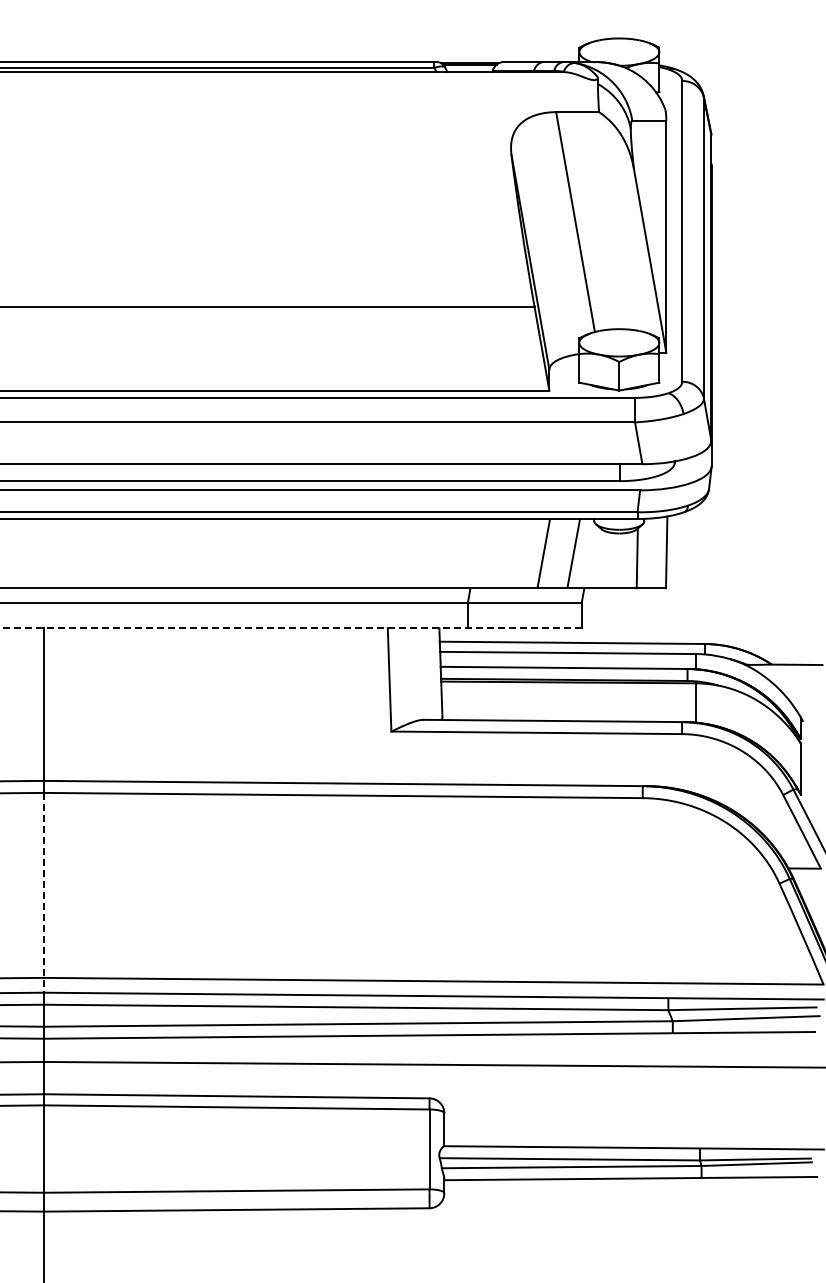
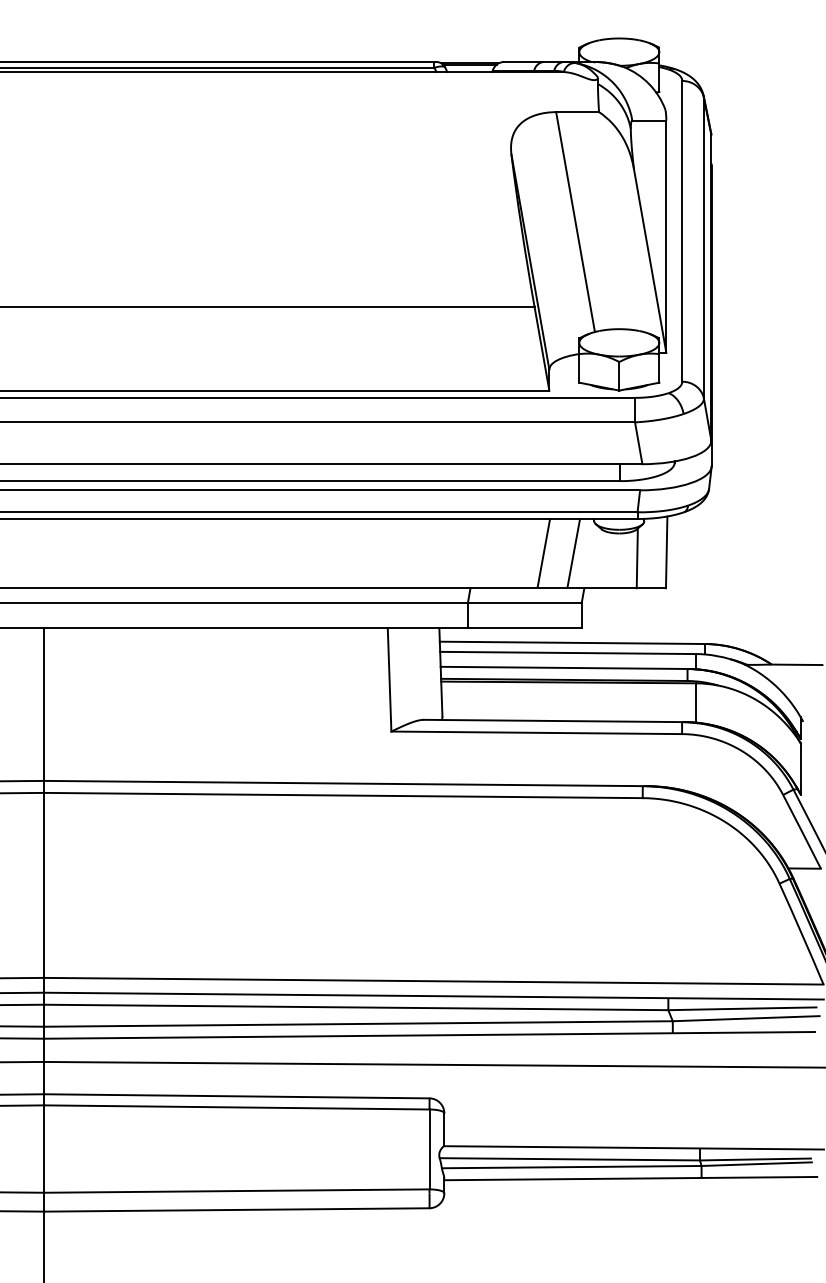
line: dashed -> solid (290, 628)
line: dashed -> solid (44, 892)
